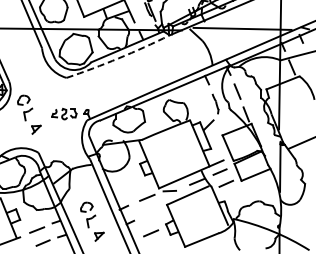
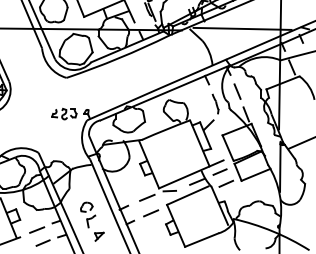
arc: dashed -> solid (118, 58)
part: present -> none (29, 114)
line position: (151, 233) -> (151, 213) (151, 213)
